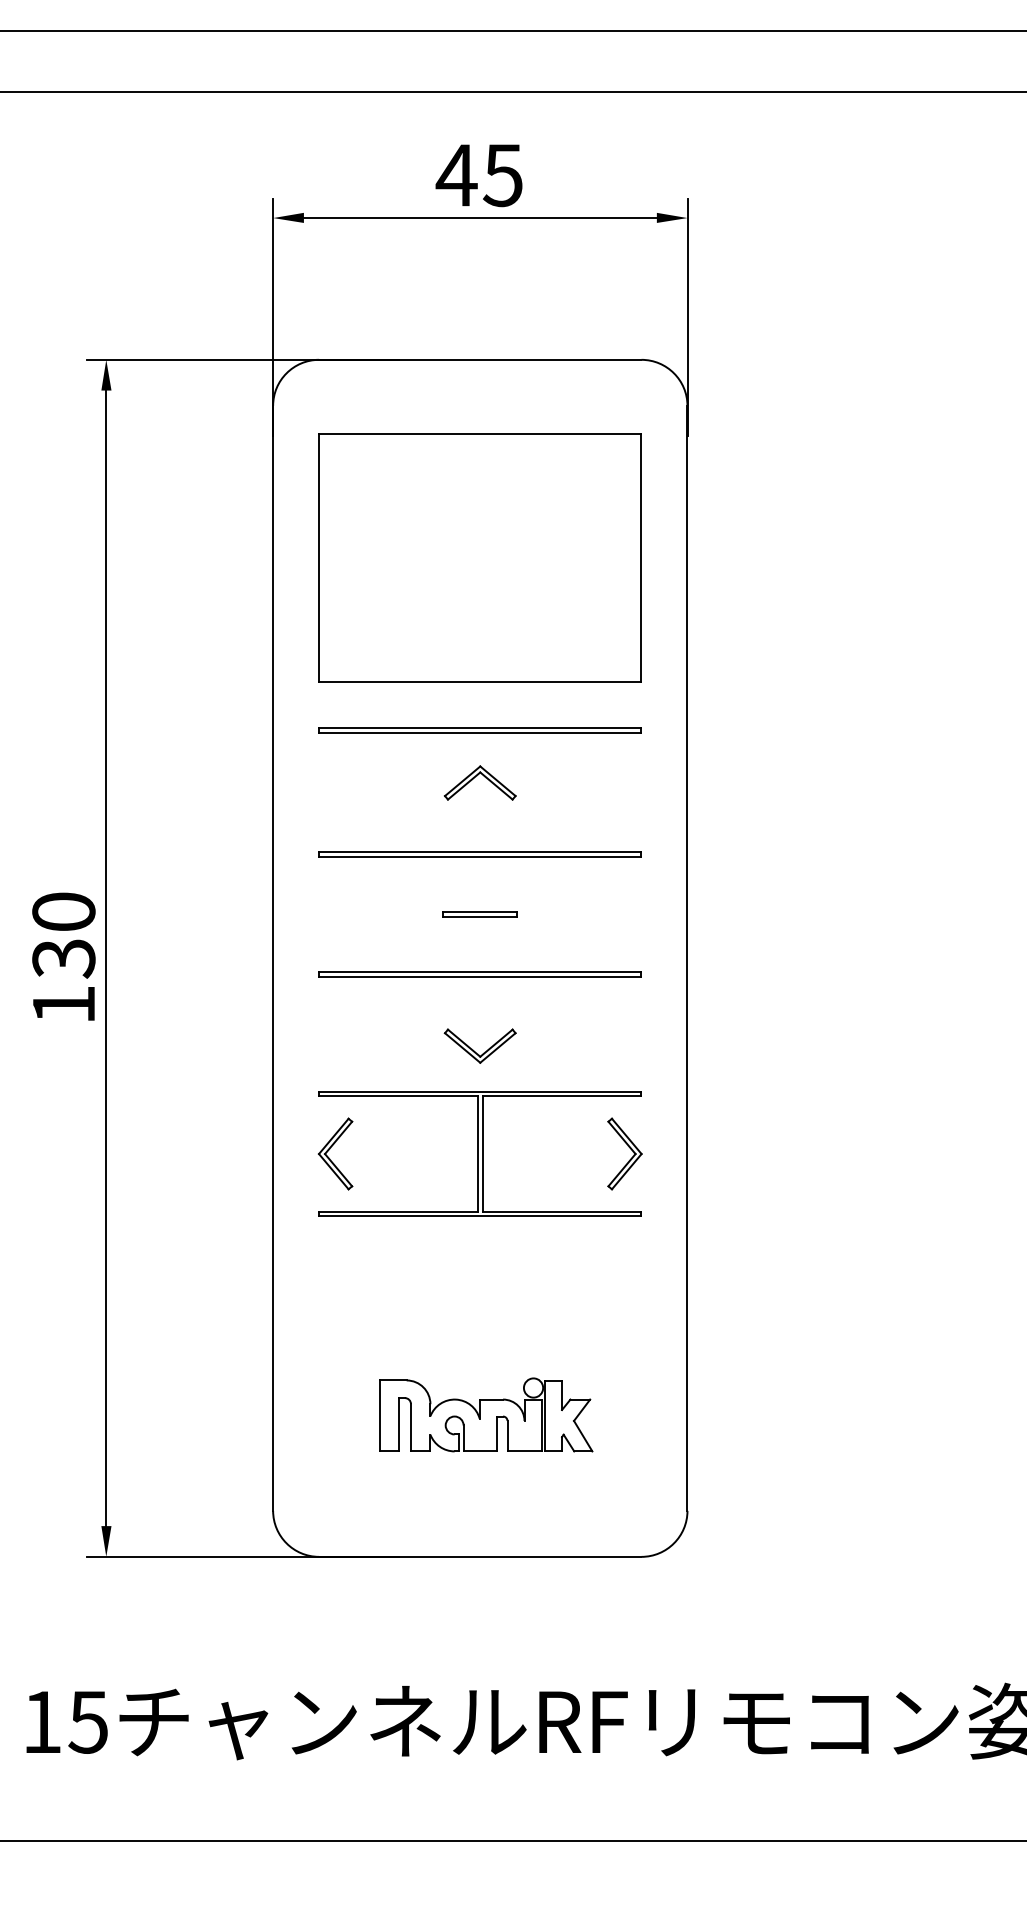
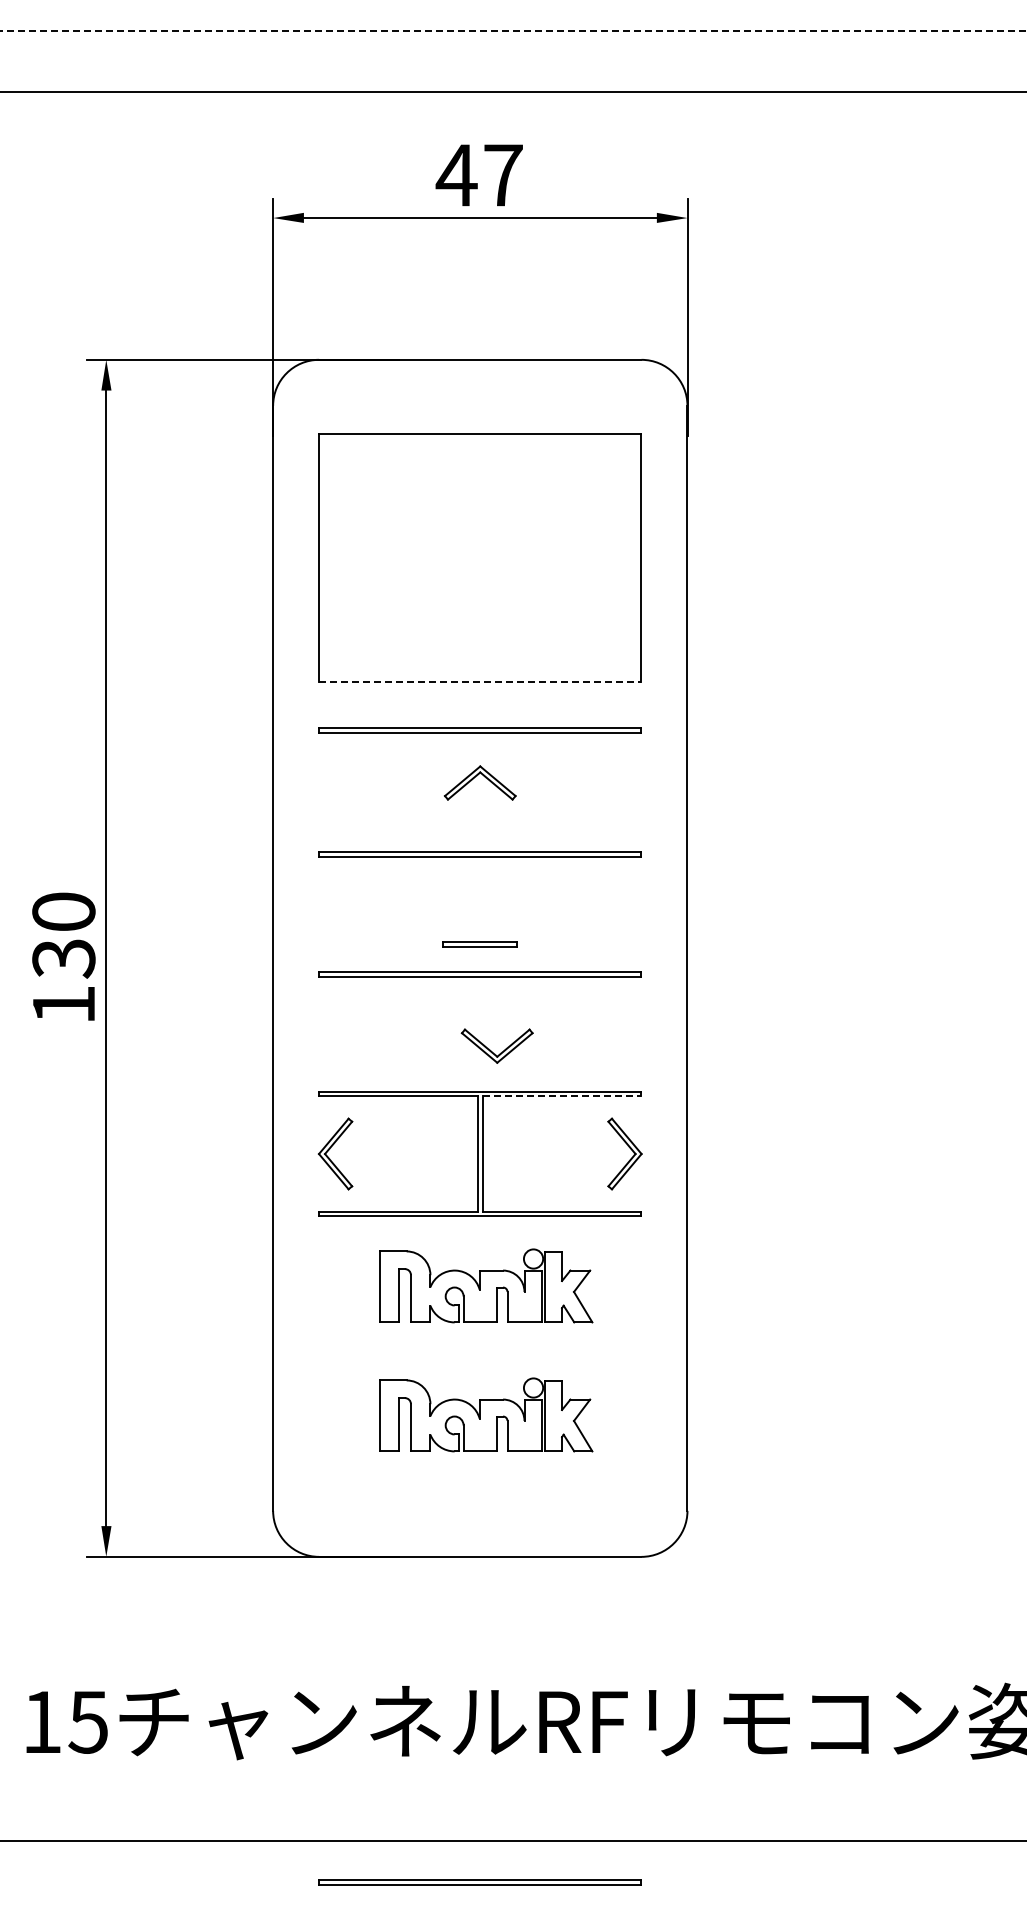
line: solid -> dashed (514, 30)
text: 45 -> 47 (502, 175)
line: solid -> dashed (480, 682)
part position: (479, 914) -> (479, 944) (479, 944)
part position: (474, 1050) -> (491, 1050) (491, 1050)
line: solid -> dashed (562, 1096)
part: none -> present (486, 1285)
part: none -> present (479, 1882)
